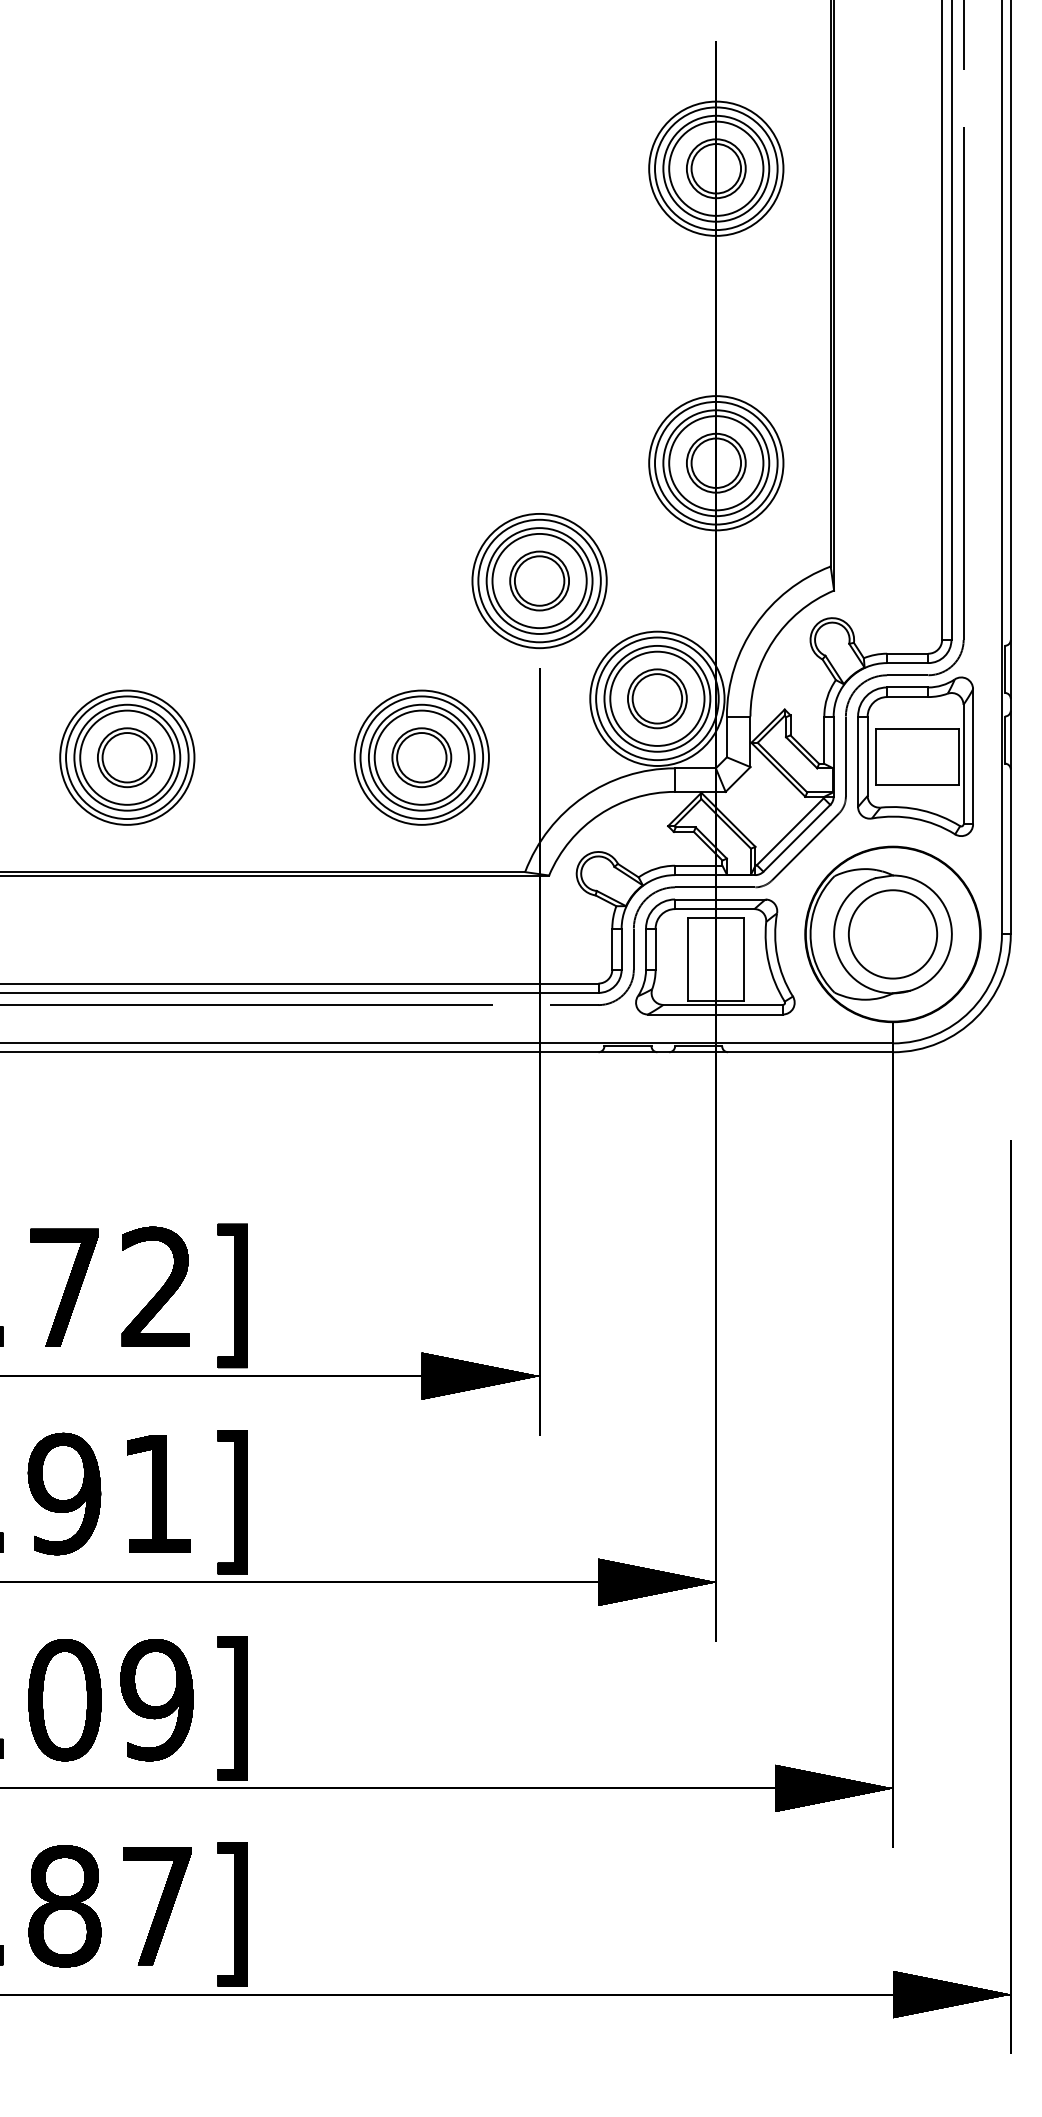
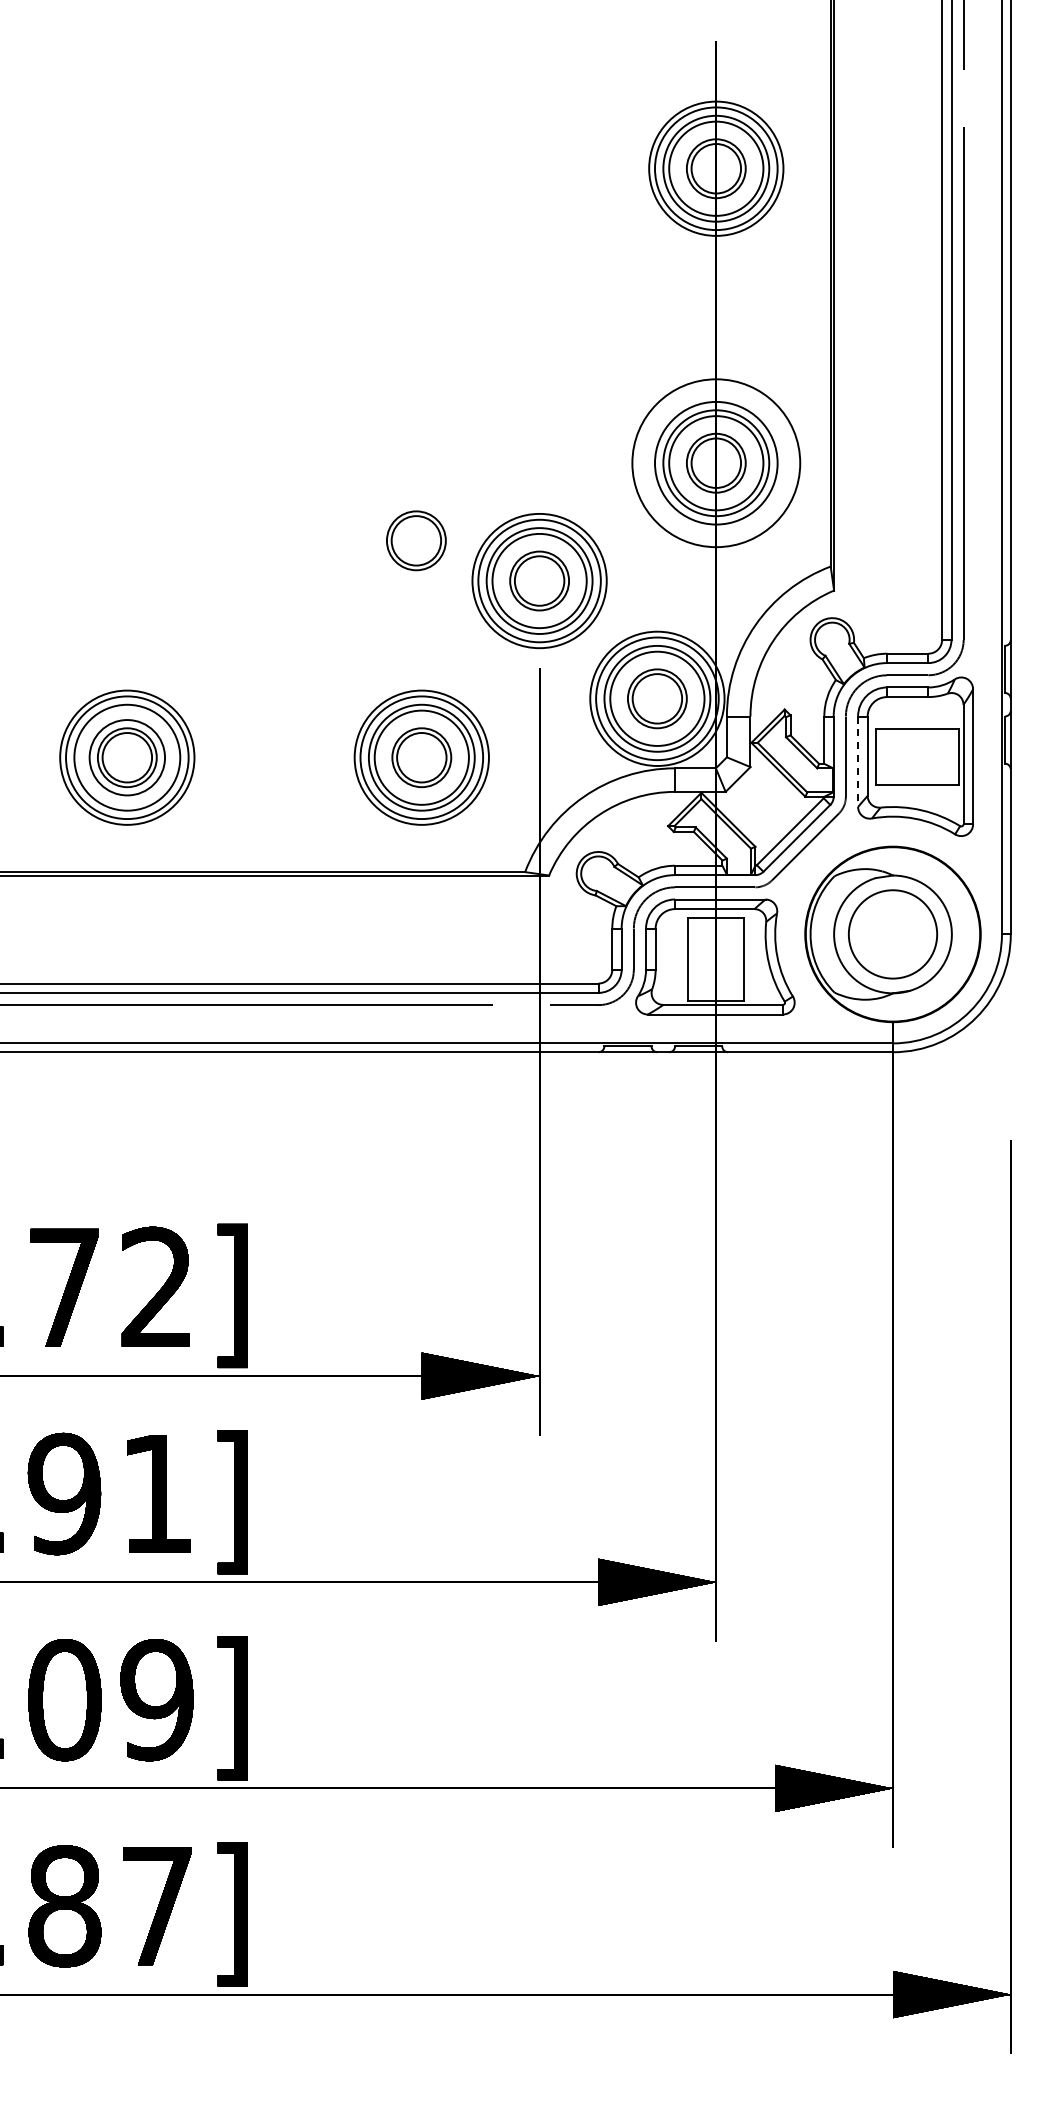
circle diameter: 134 px -> 168 px (716, 463)
part: none -> present (416, 540)
circle diameter: 94 px -> 75 px (127, 757)
line: solid -> dashed (858, 762)
